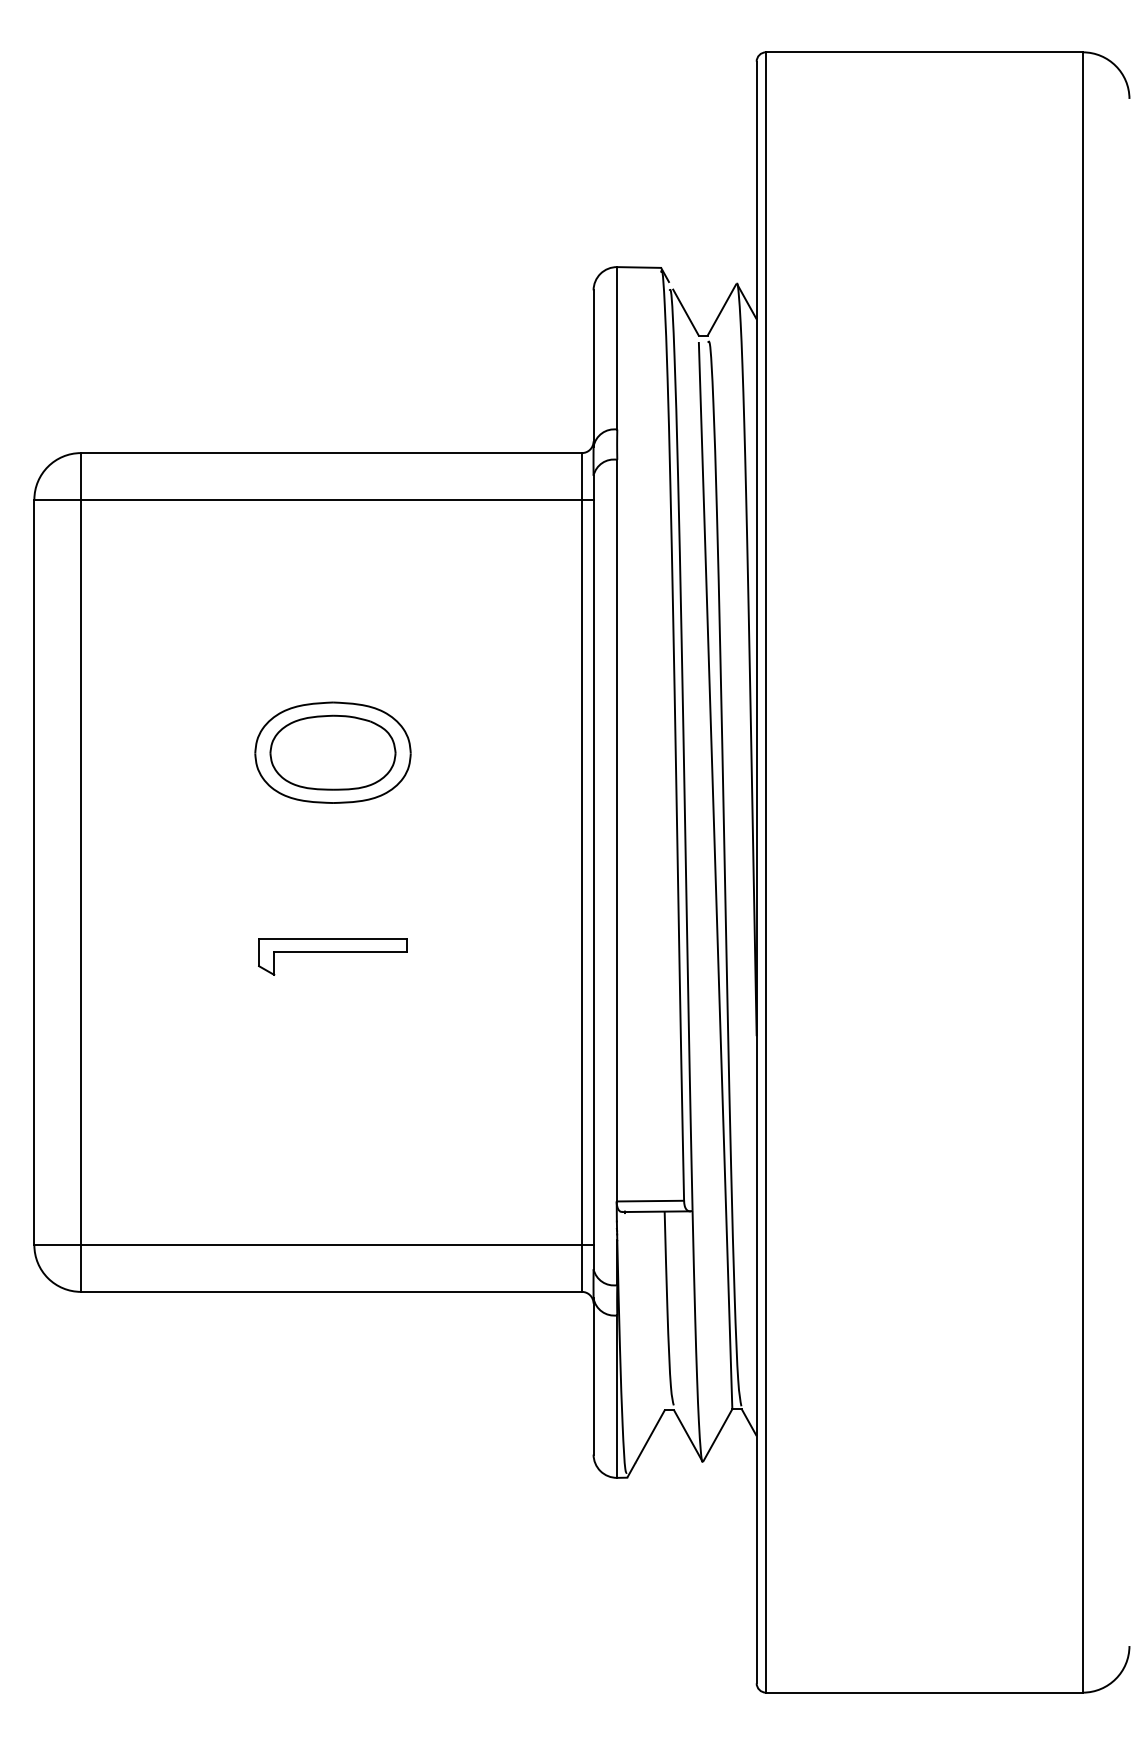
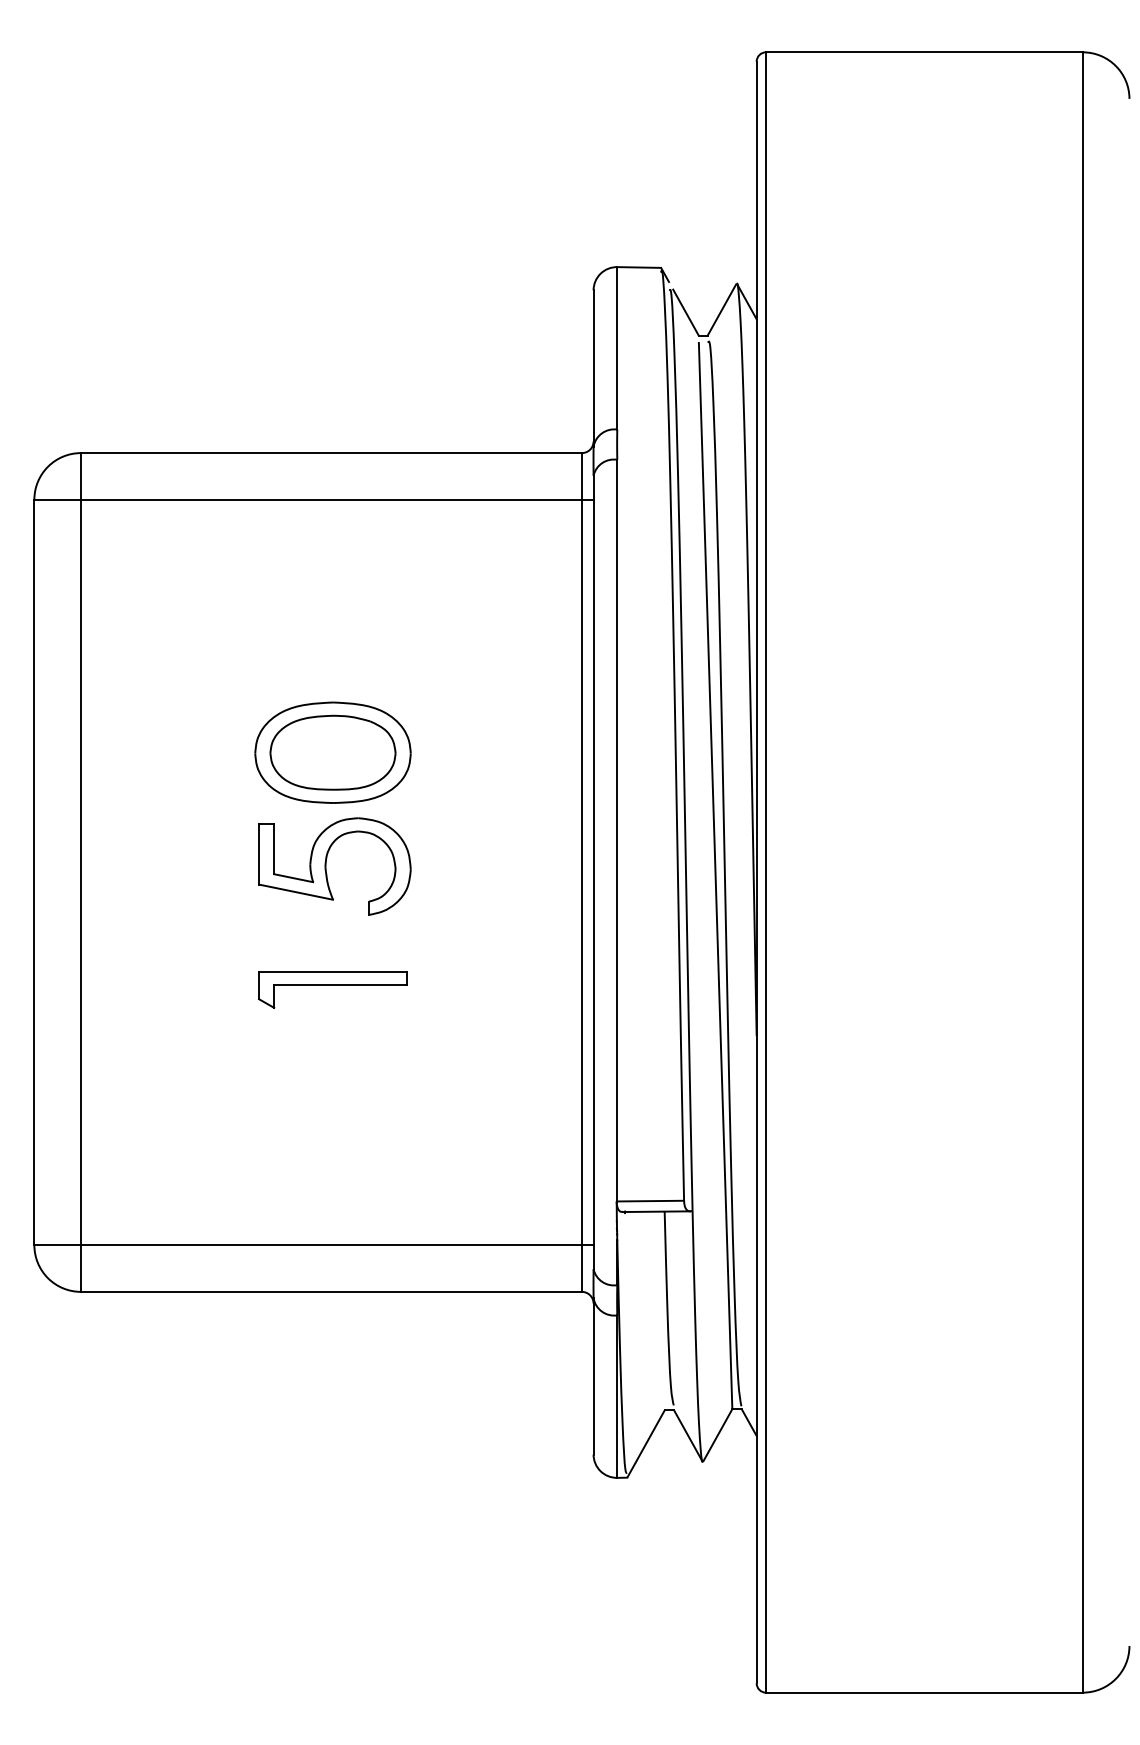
part: none -> present (326, 866)
part position: (332, 956) -> (332, 989) (332, 989)
